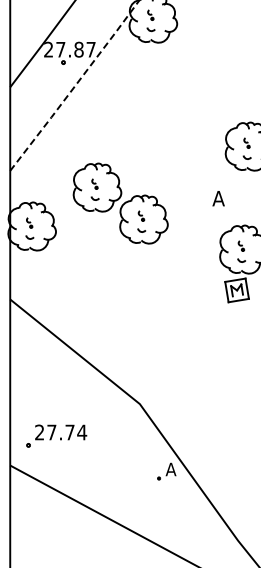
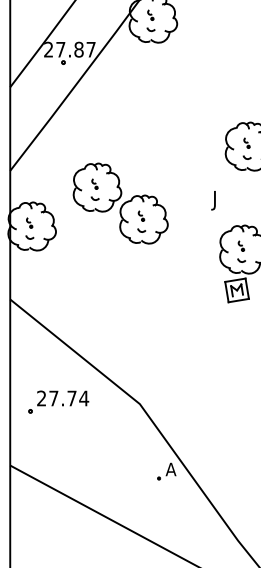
line: dashed -> solid (75, 85)
text: A -> J (217, 200)
part position: (56, 435) -> (58, 401) (58, 401)
